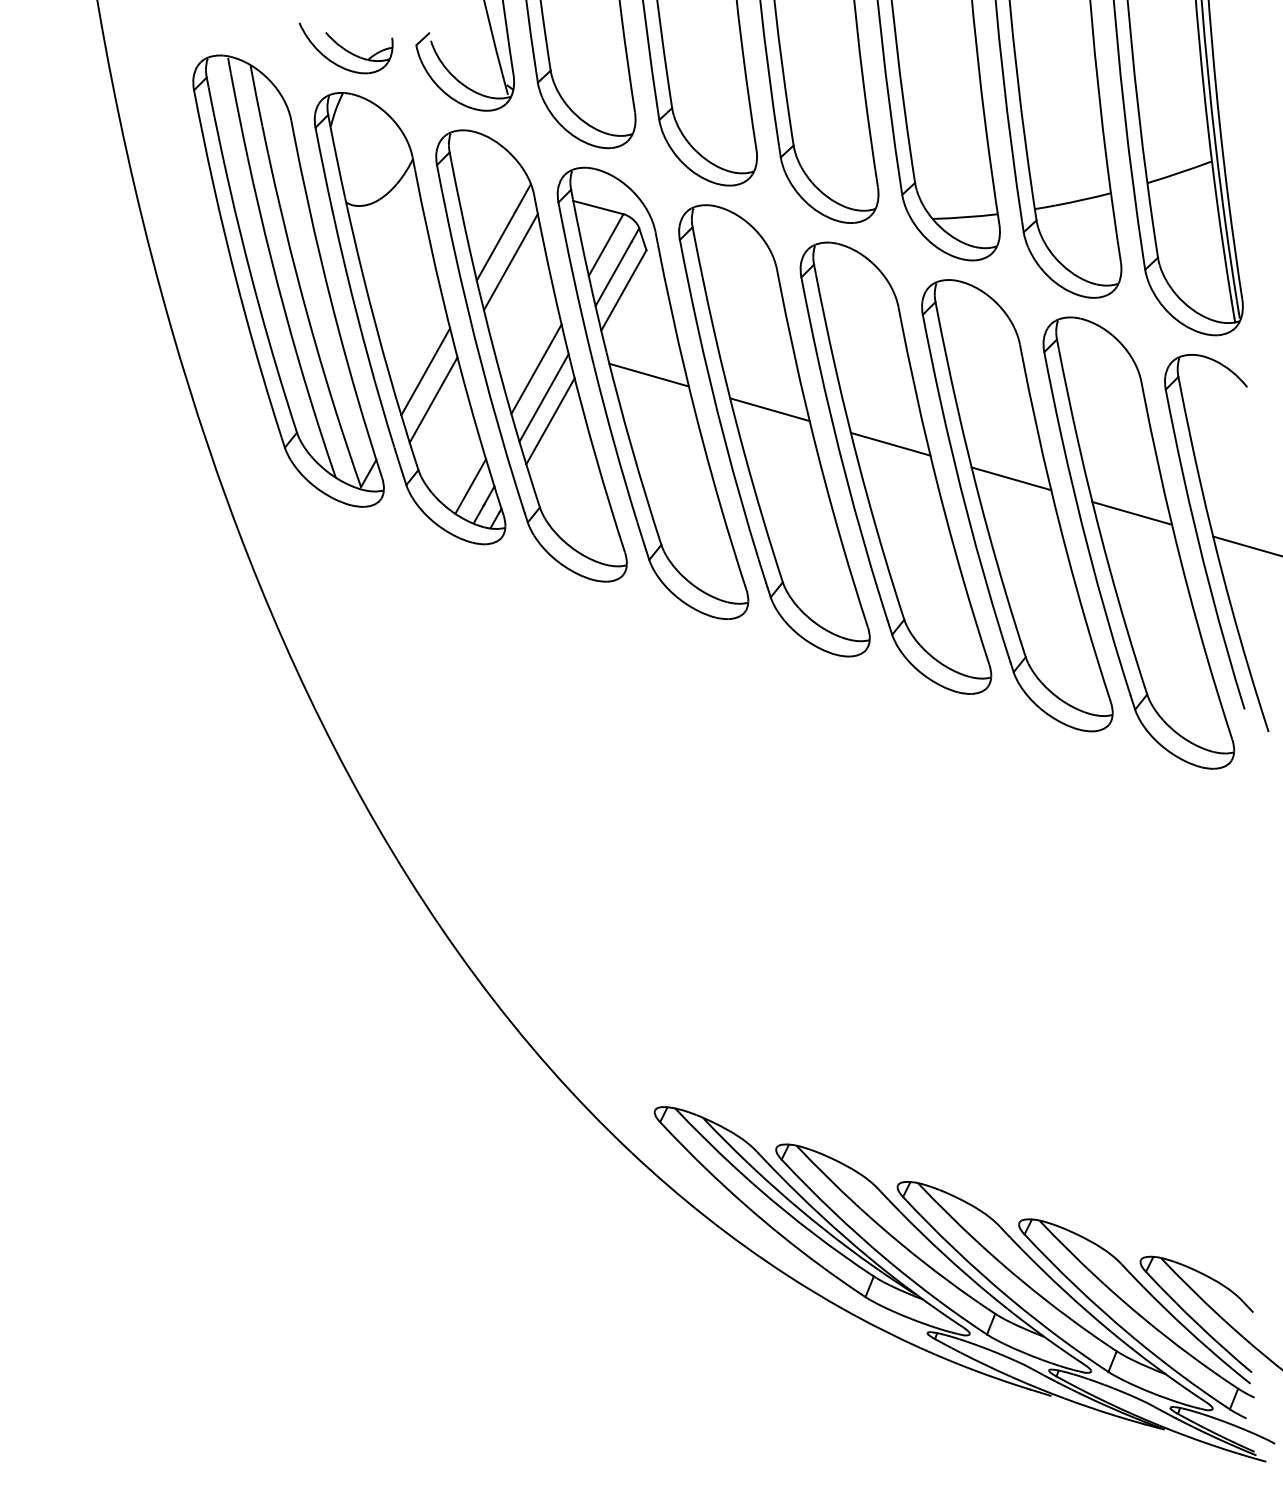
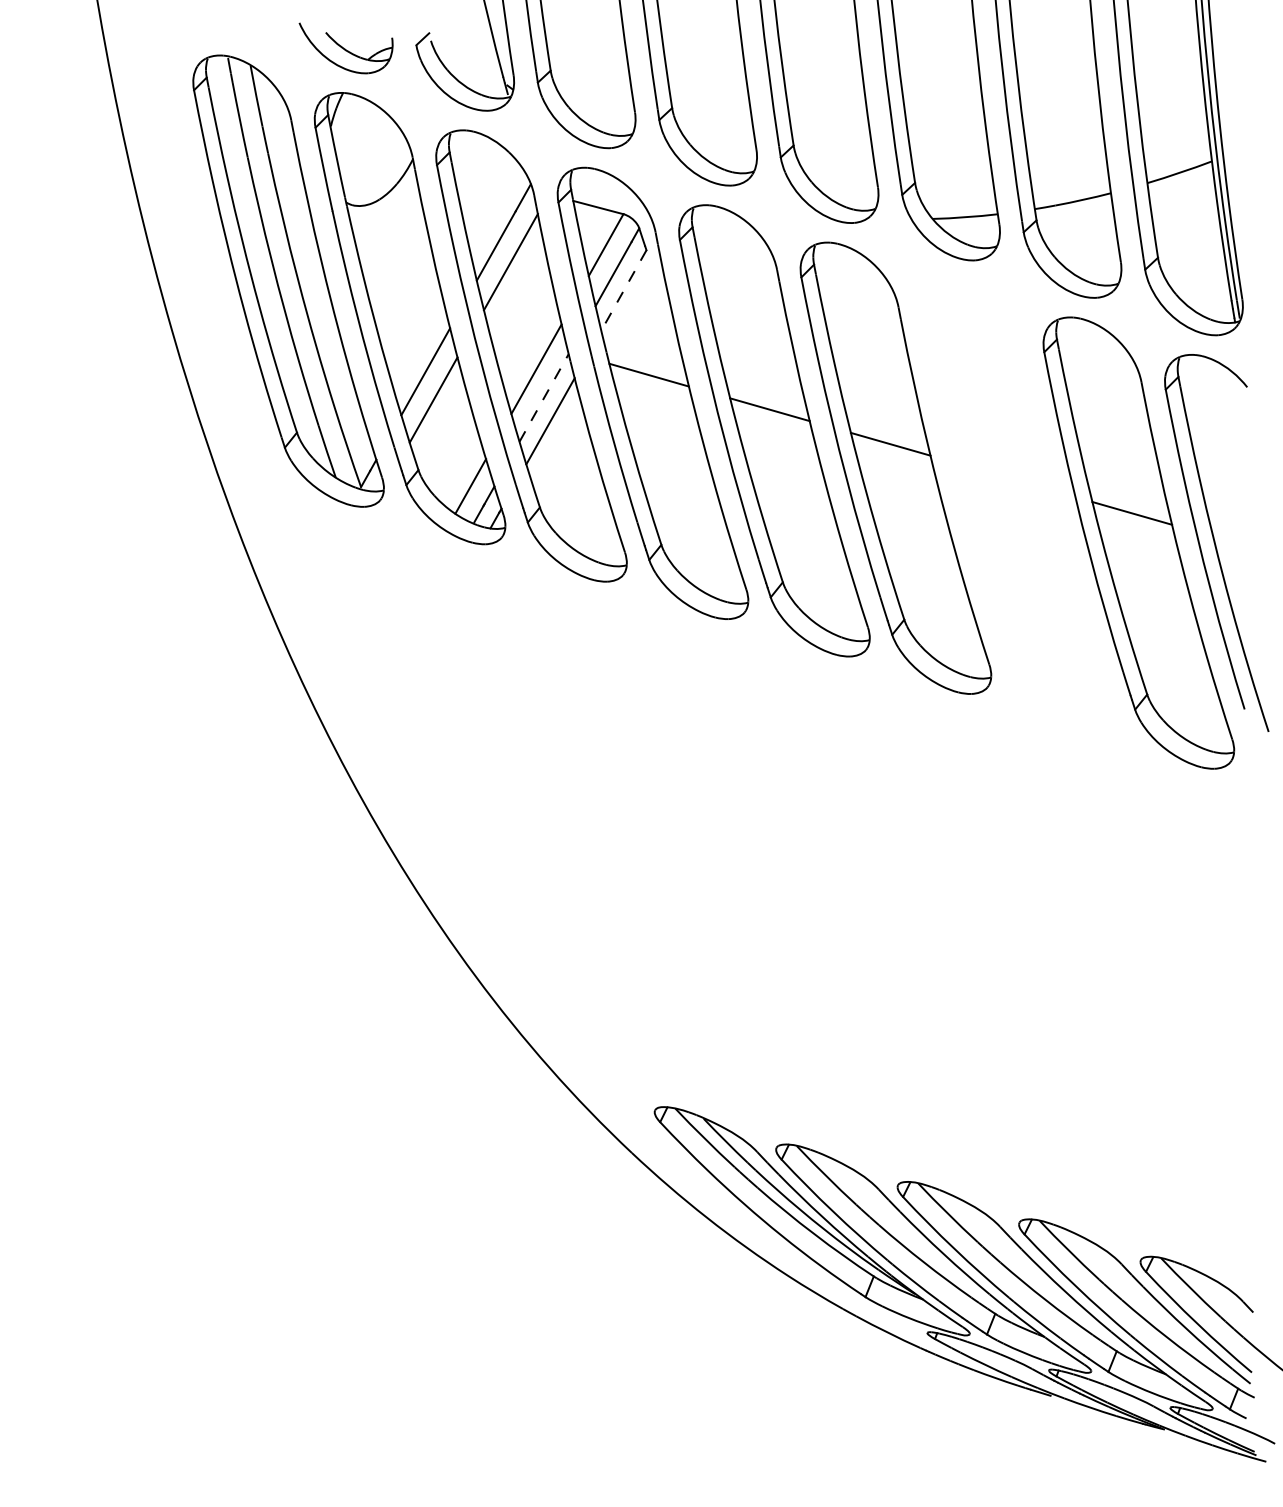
line: solid -> dashed (623, 290)
line: solid -> dashed (544, 397)
part: present -> none (1017, 505)
line: present -> none (1246, 545)
